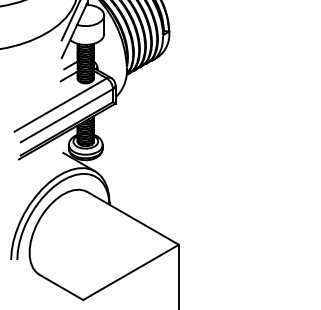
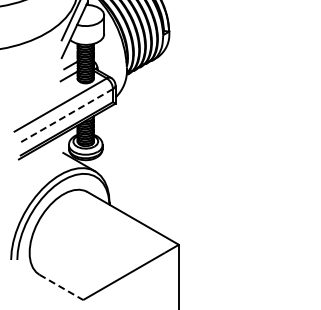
line: solid -> dashed (66, 115)
line: solid -> dashed (61, 287)
